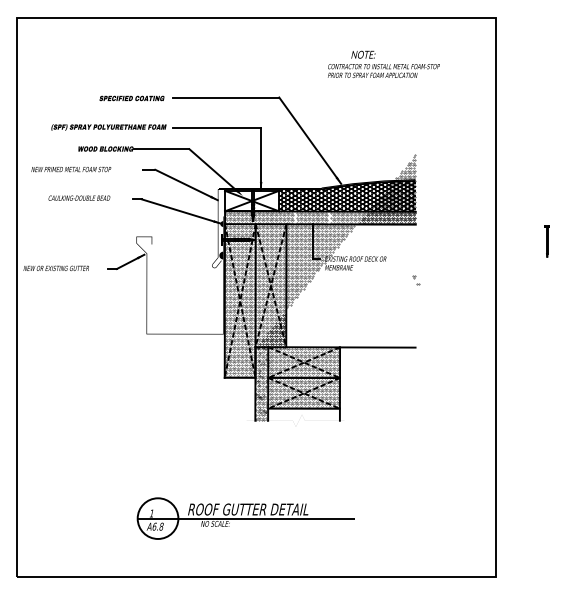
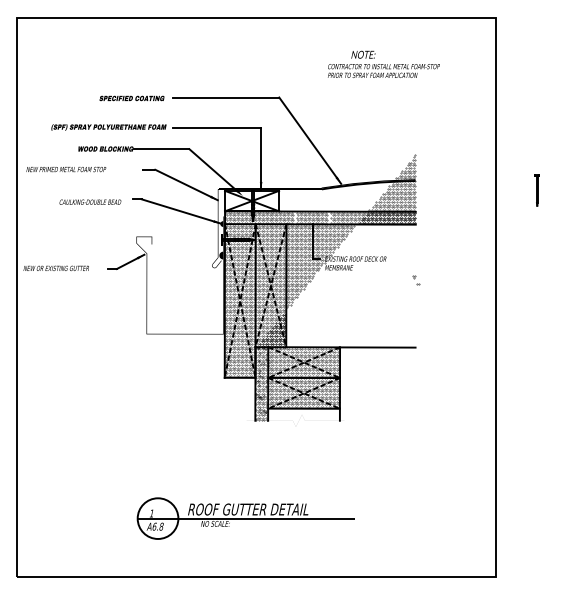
text position: (71, 169) -> (66, 169) (66, 169)
hatch: present -> none (347, 196)
text position: (79, 197) -> (90, 201) (90, 201)
part position: (546, 241) -> (536, 190) (536, 190)
